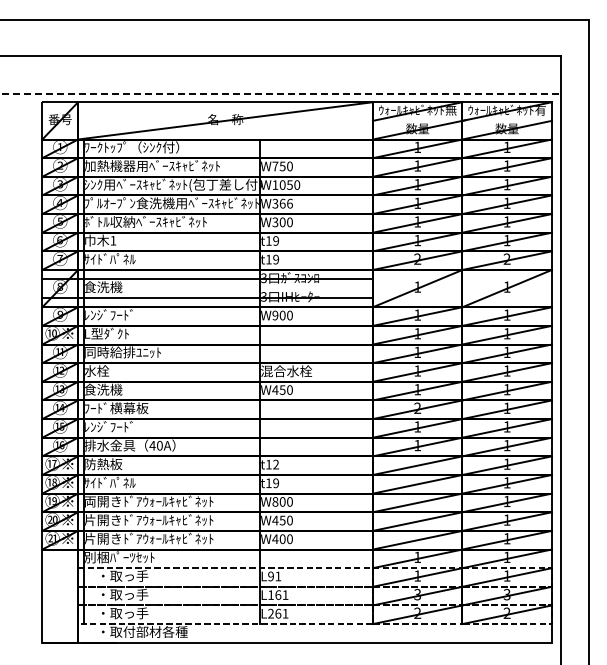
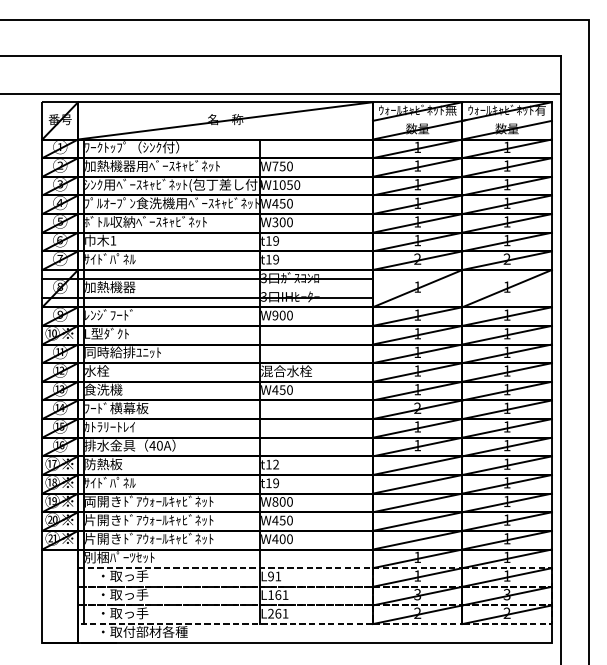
line: dashed -> solid (281, 93)
text: W366 -> W450 (282, 203)
text: 食洗機 -> 加熱機器 (110, 287)
text: ﾚﾝｼﾞﾌｰﾄﾞ -> ｶﾄﾗﾘｰﾄﾚｲ (109, 426)
